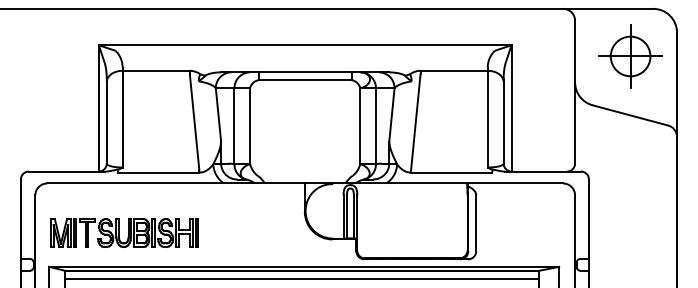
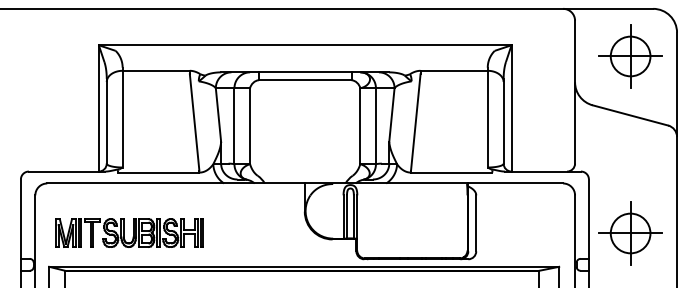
part position: (124, 232) -> (129, 232) (129, 232)
part: none -> present (630, 233)
line: present -> none (302, 279)
